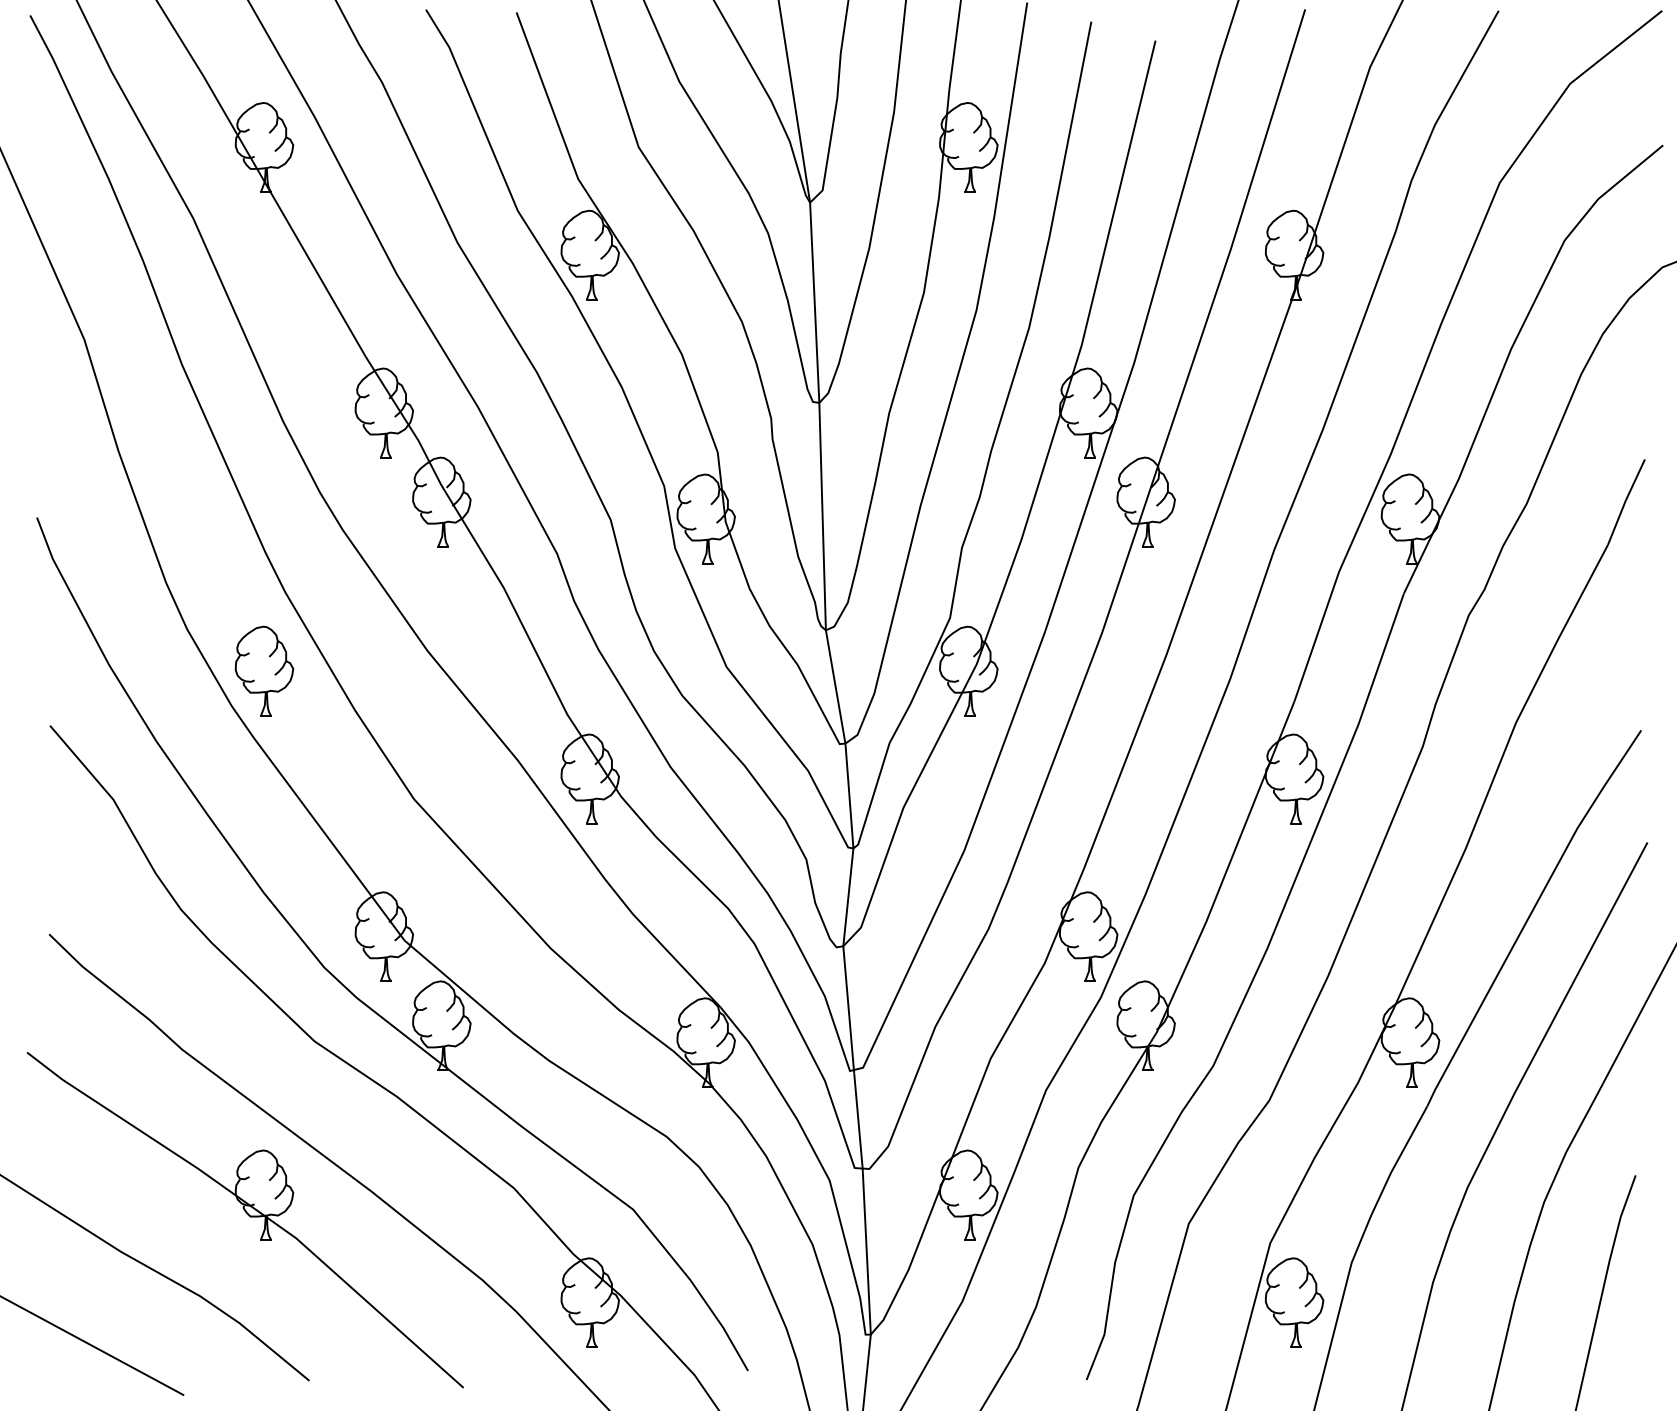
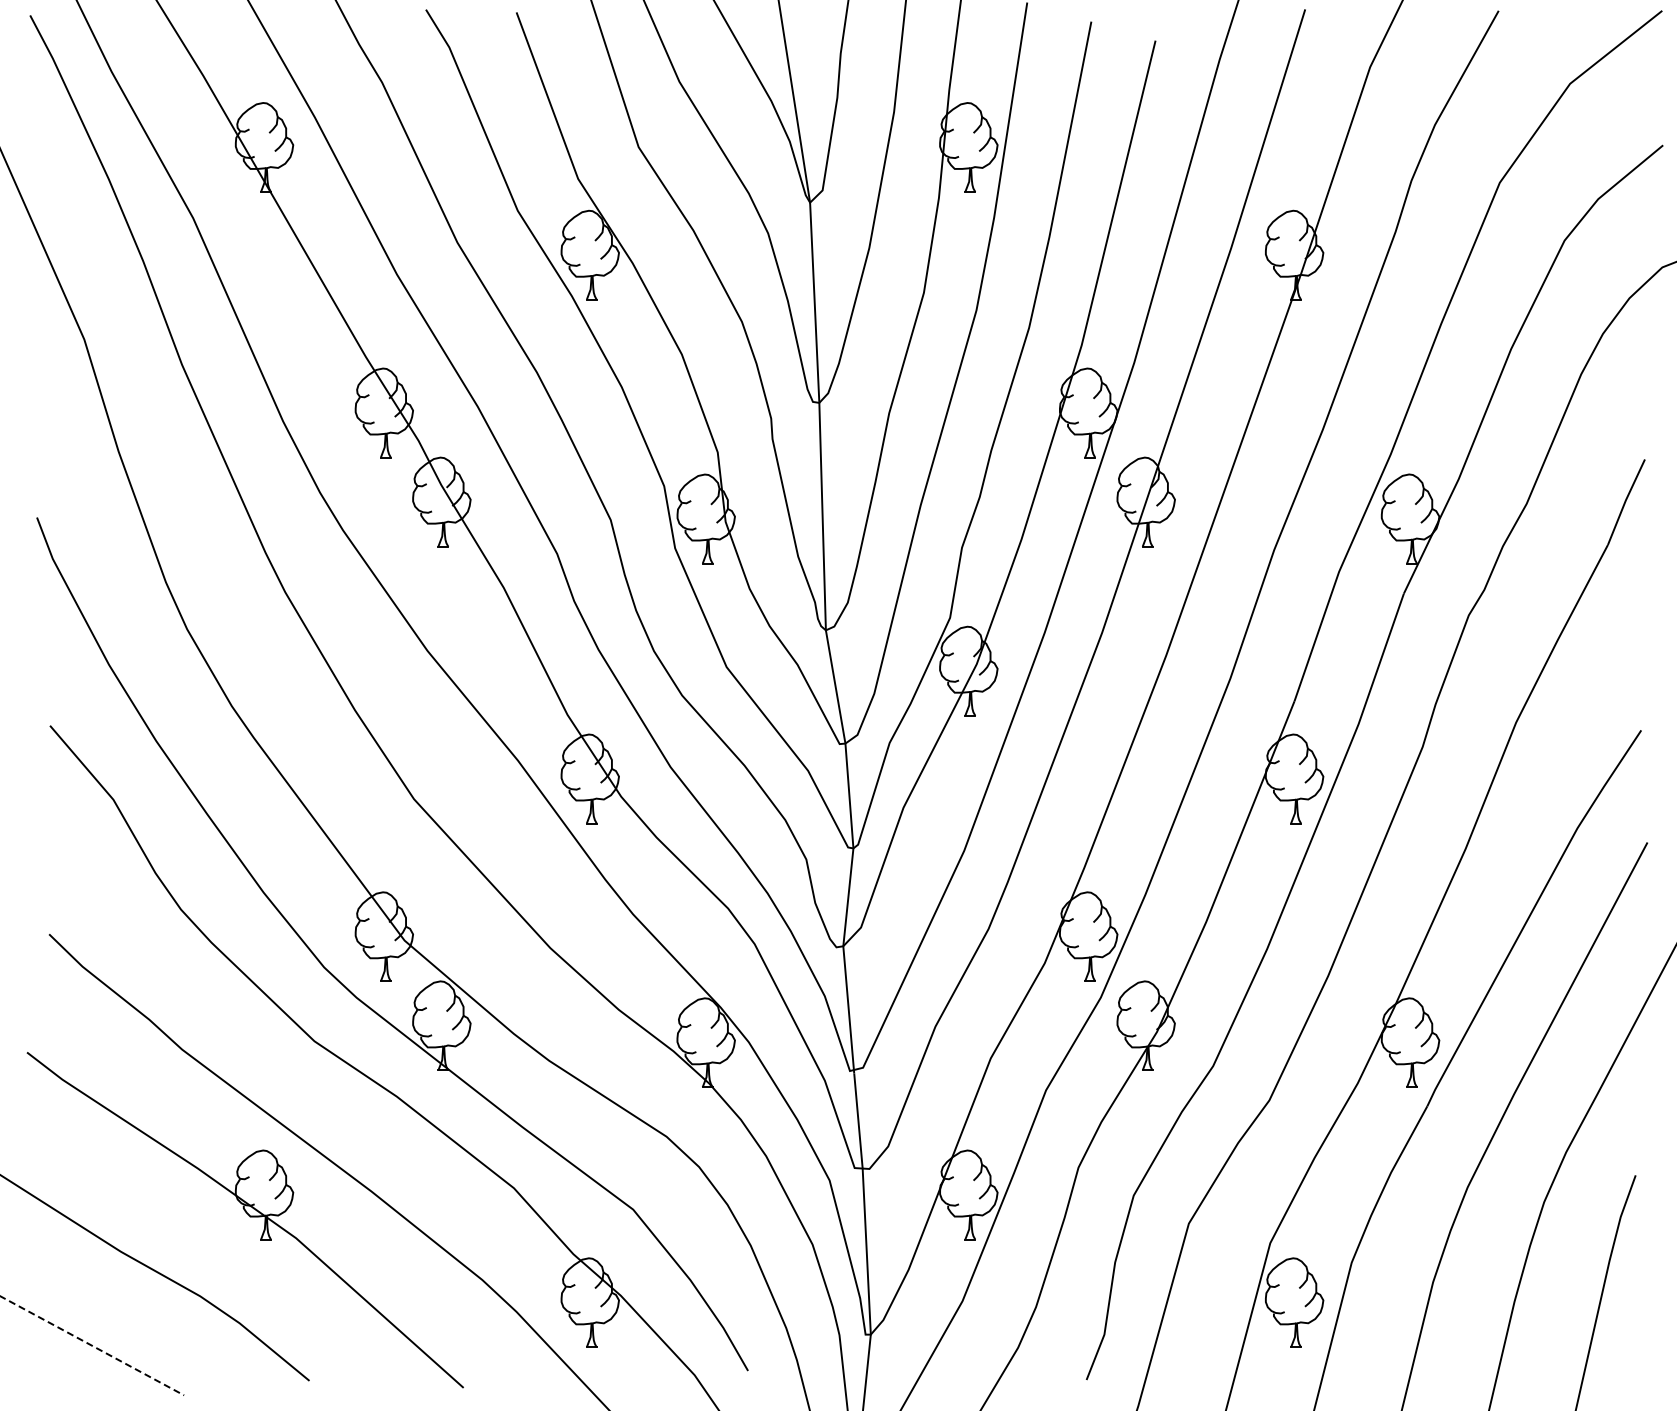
part: present -> none (264, 670)
line: solid -> dashed (92, 1346)
